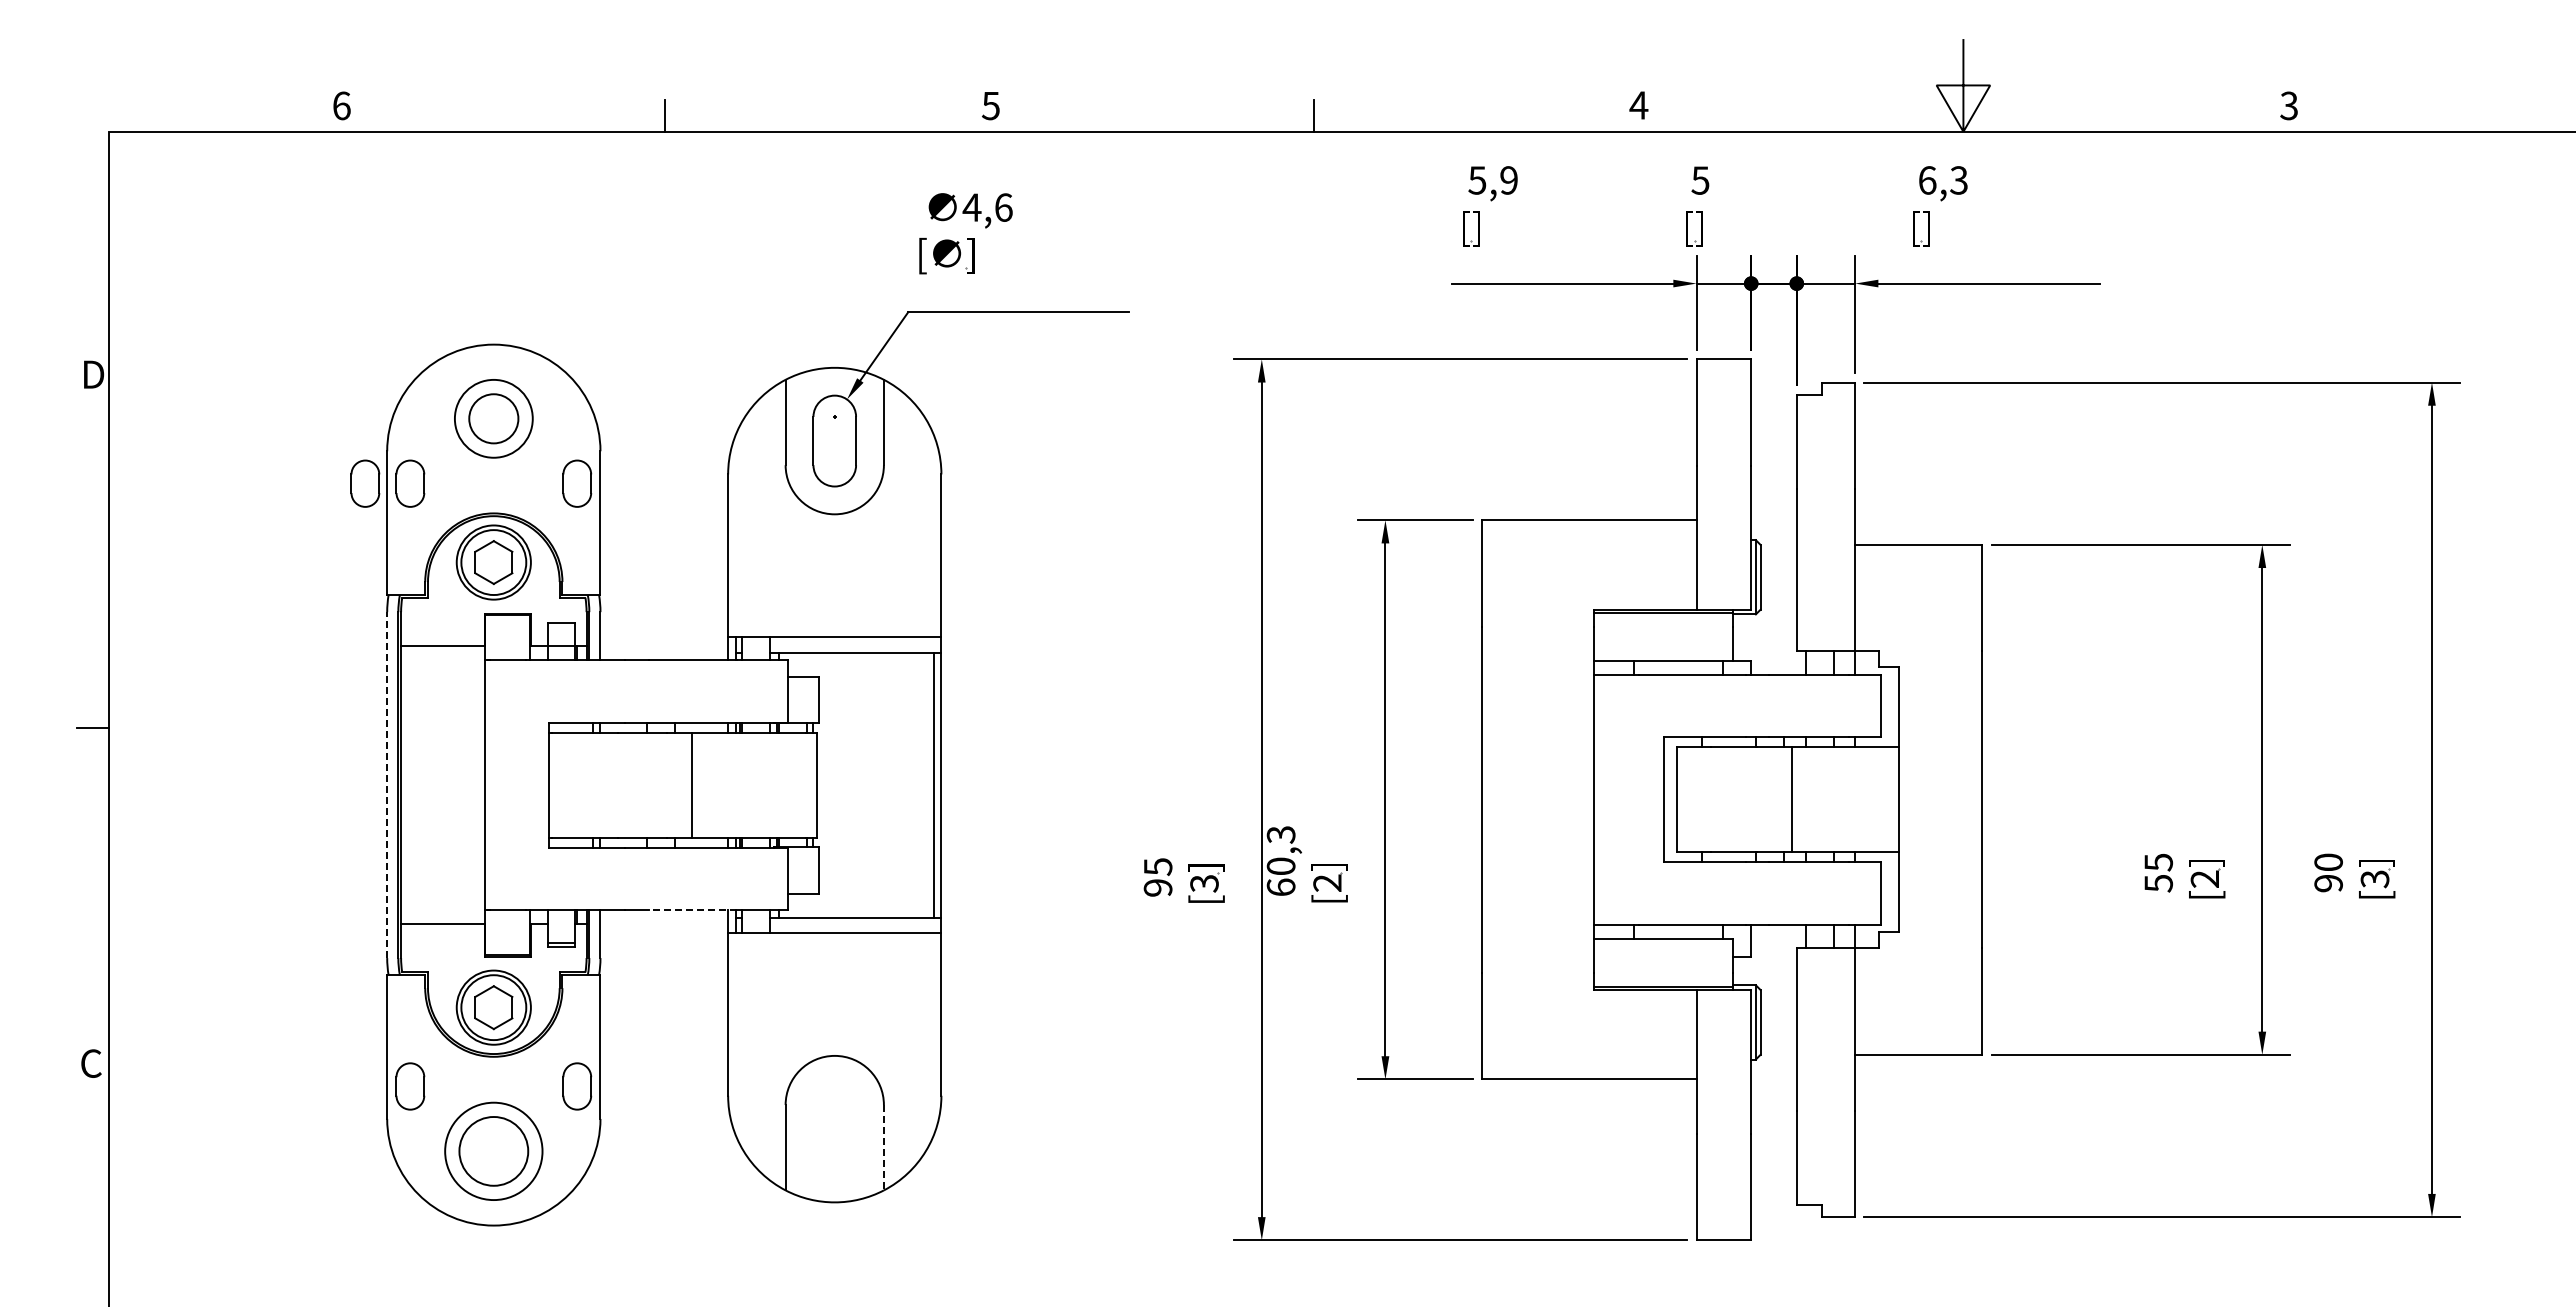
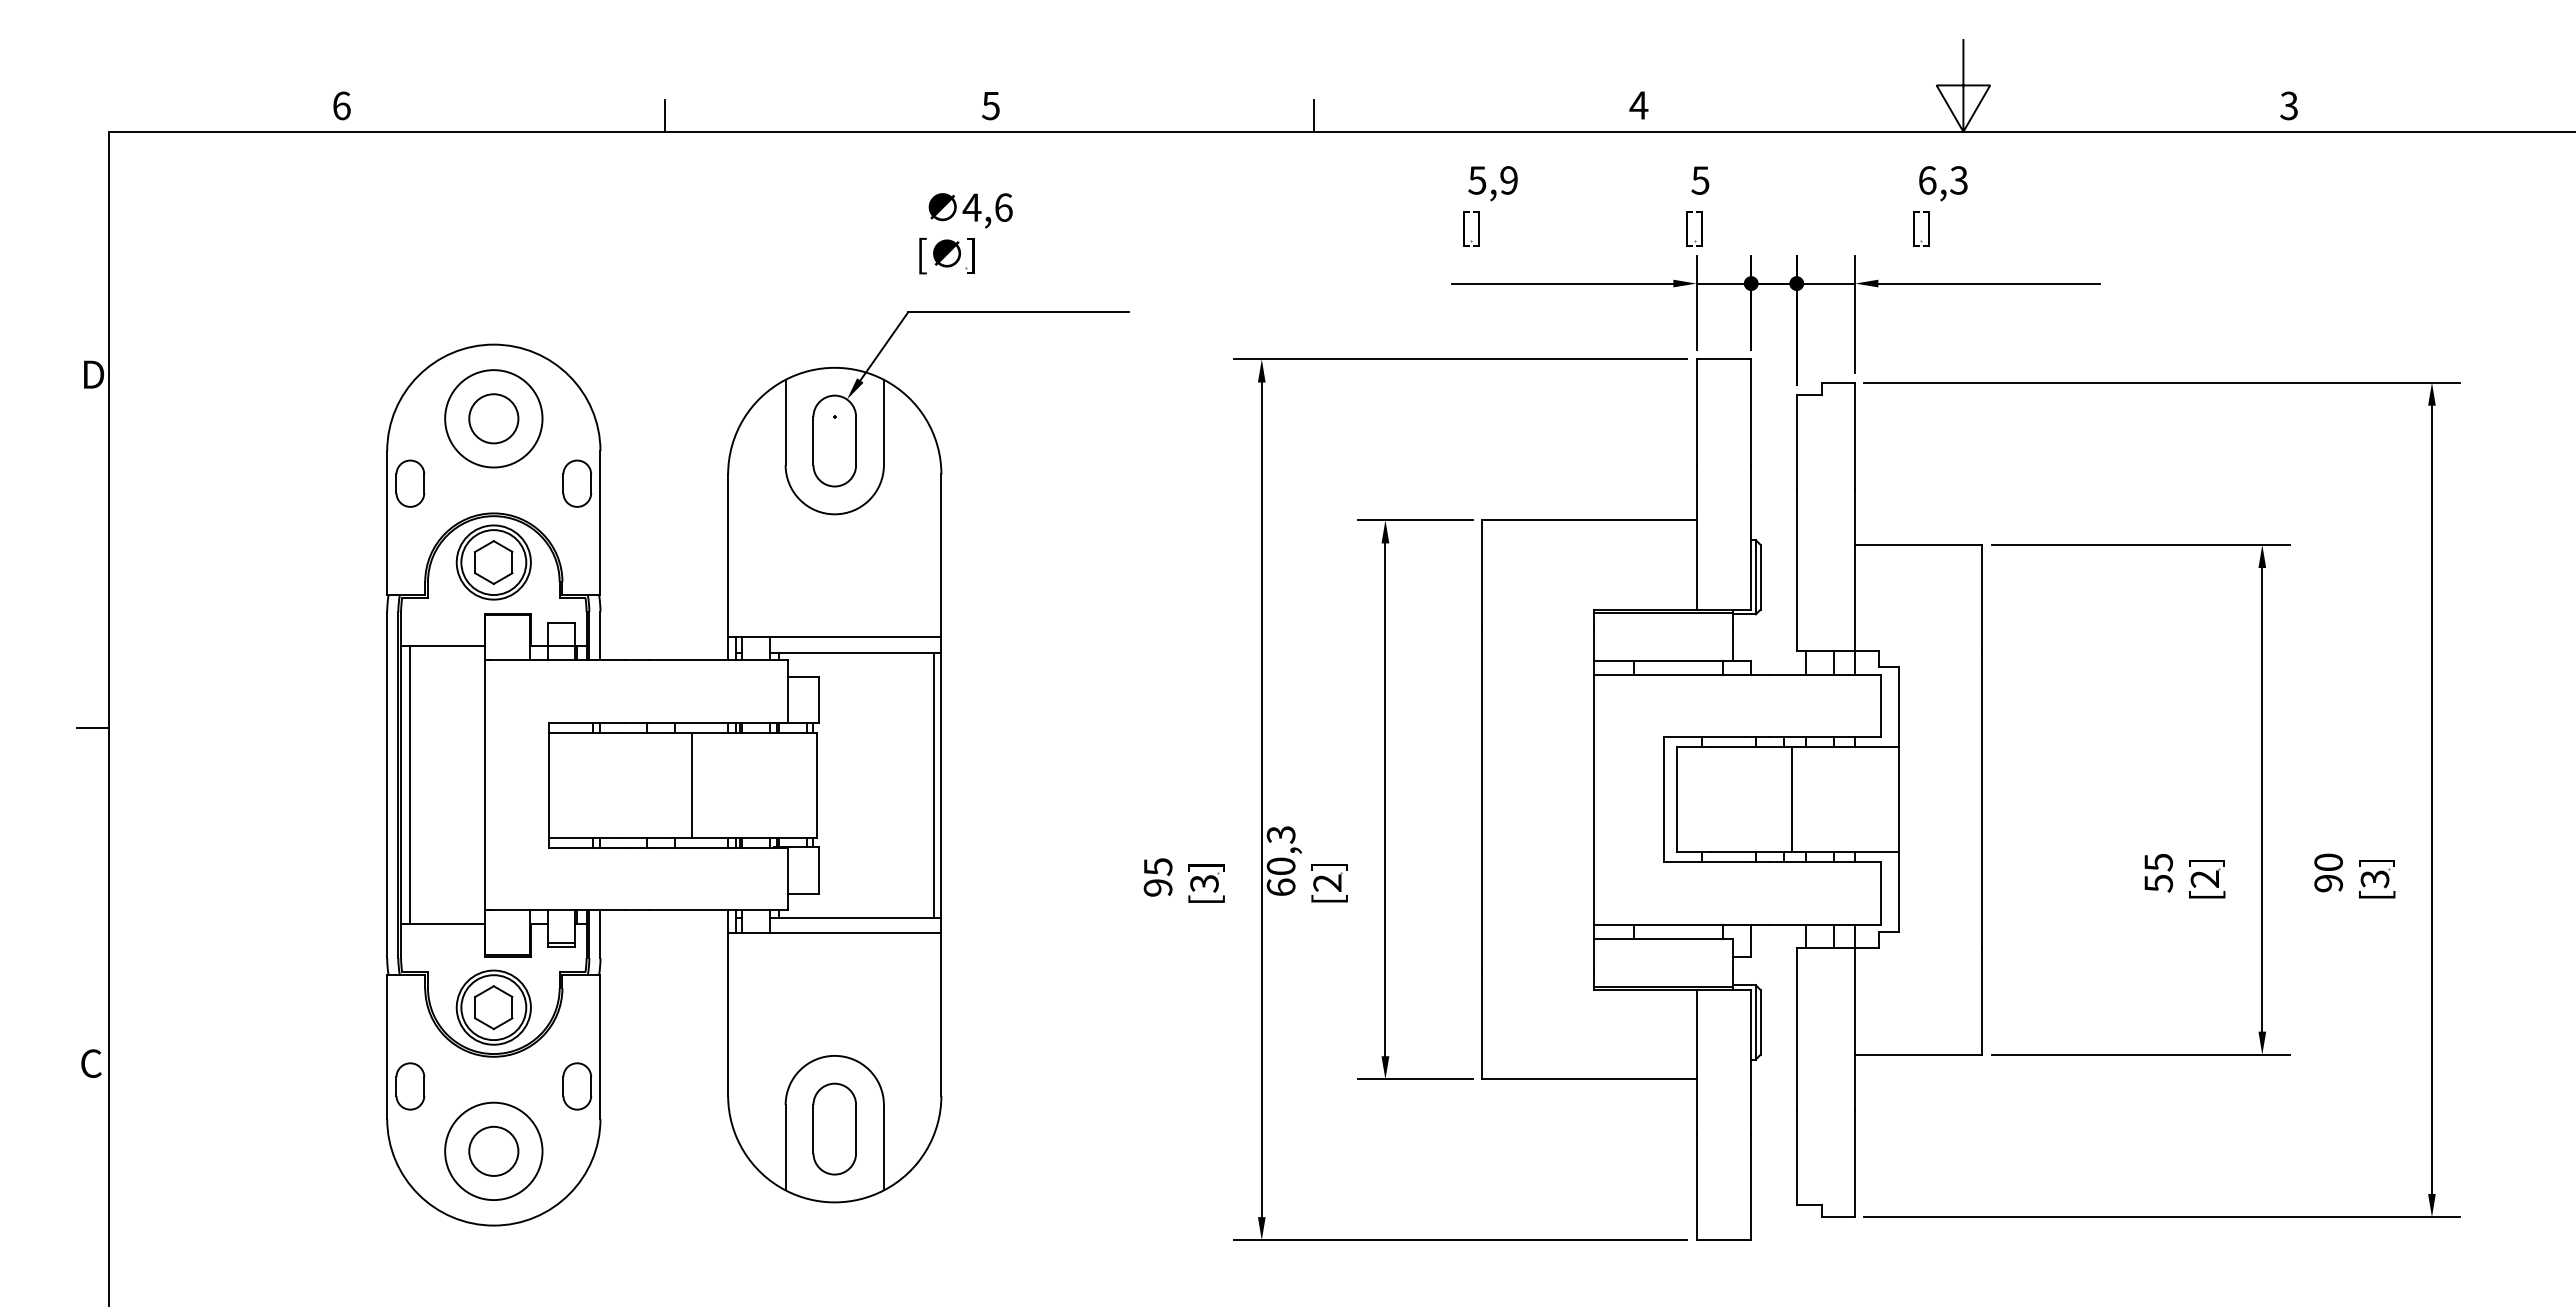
circle diameter: 78 px -> 97 px (493, 418)
part: present -> none (365, 483)
line: dashed -> solid (387, 785)
line: none -> present (410, 785)
line: dashed -> solid (692, 910)
part: none -> present (834, 1128)
line: dashed -> solid (883, 1147)
circle diameter: 69 px -> 49 px (493, 1150)
